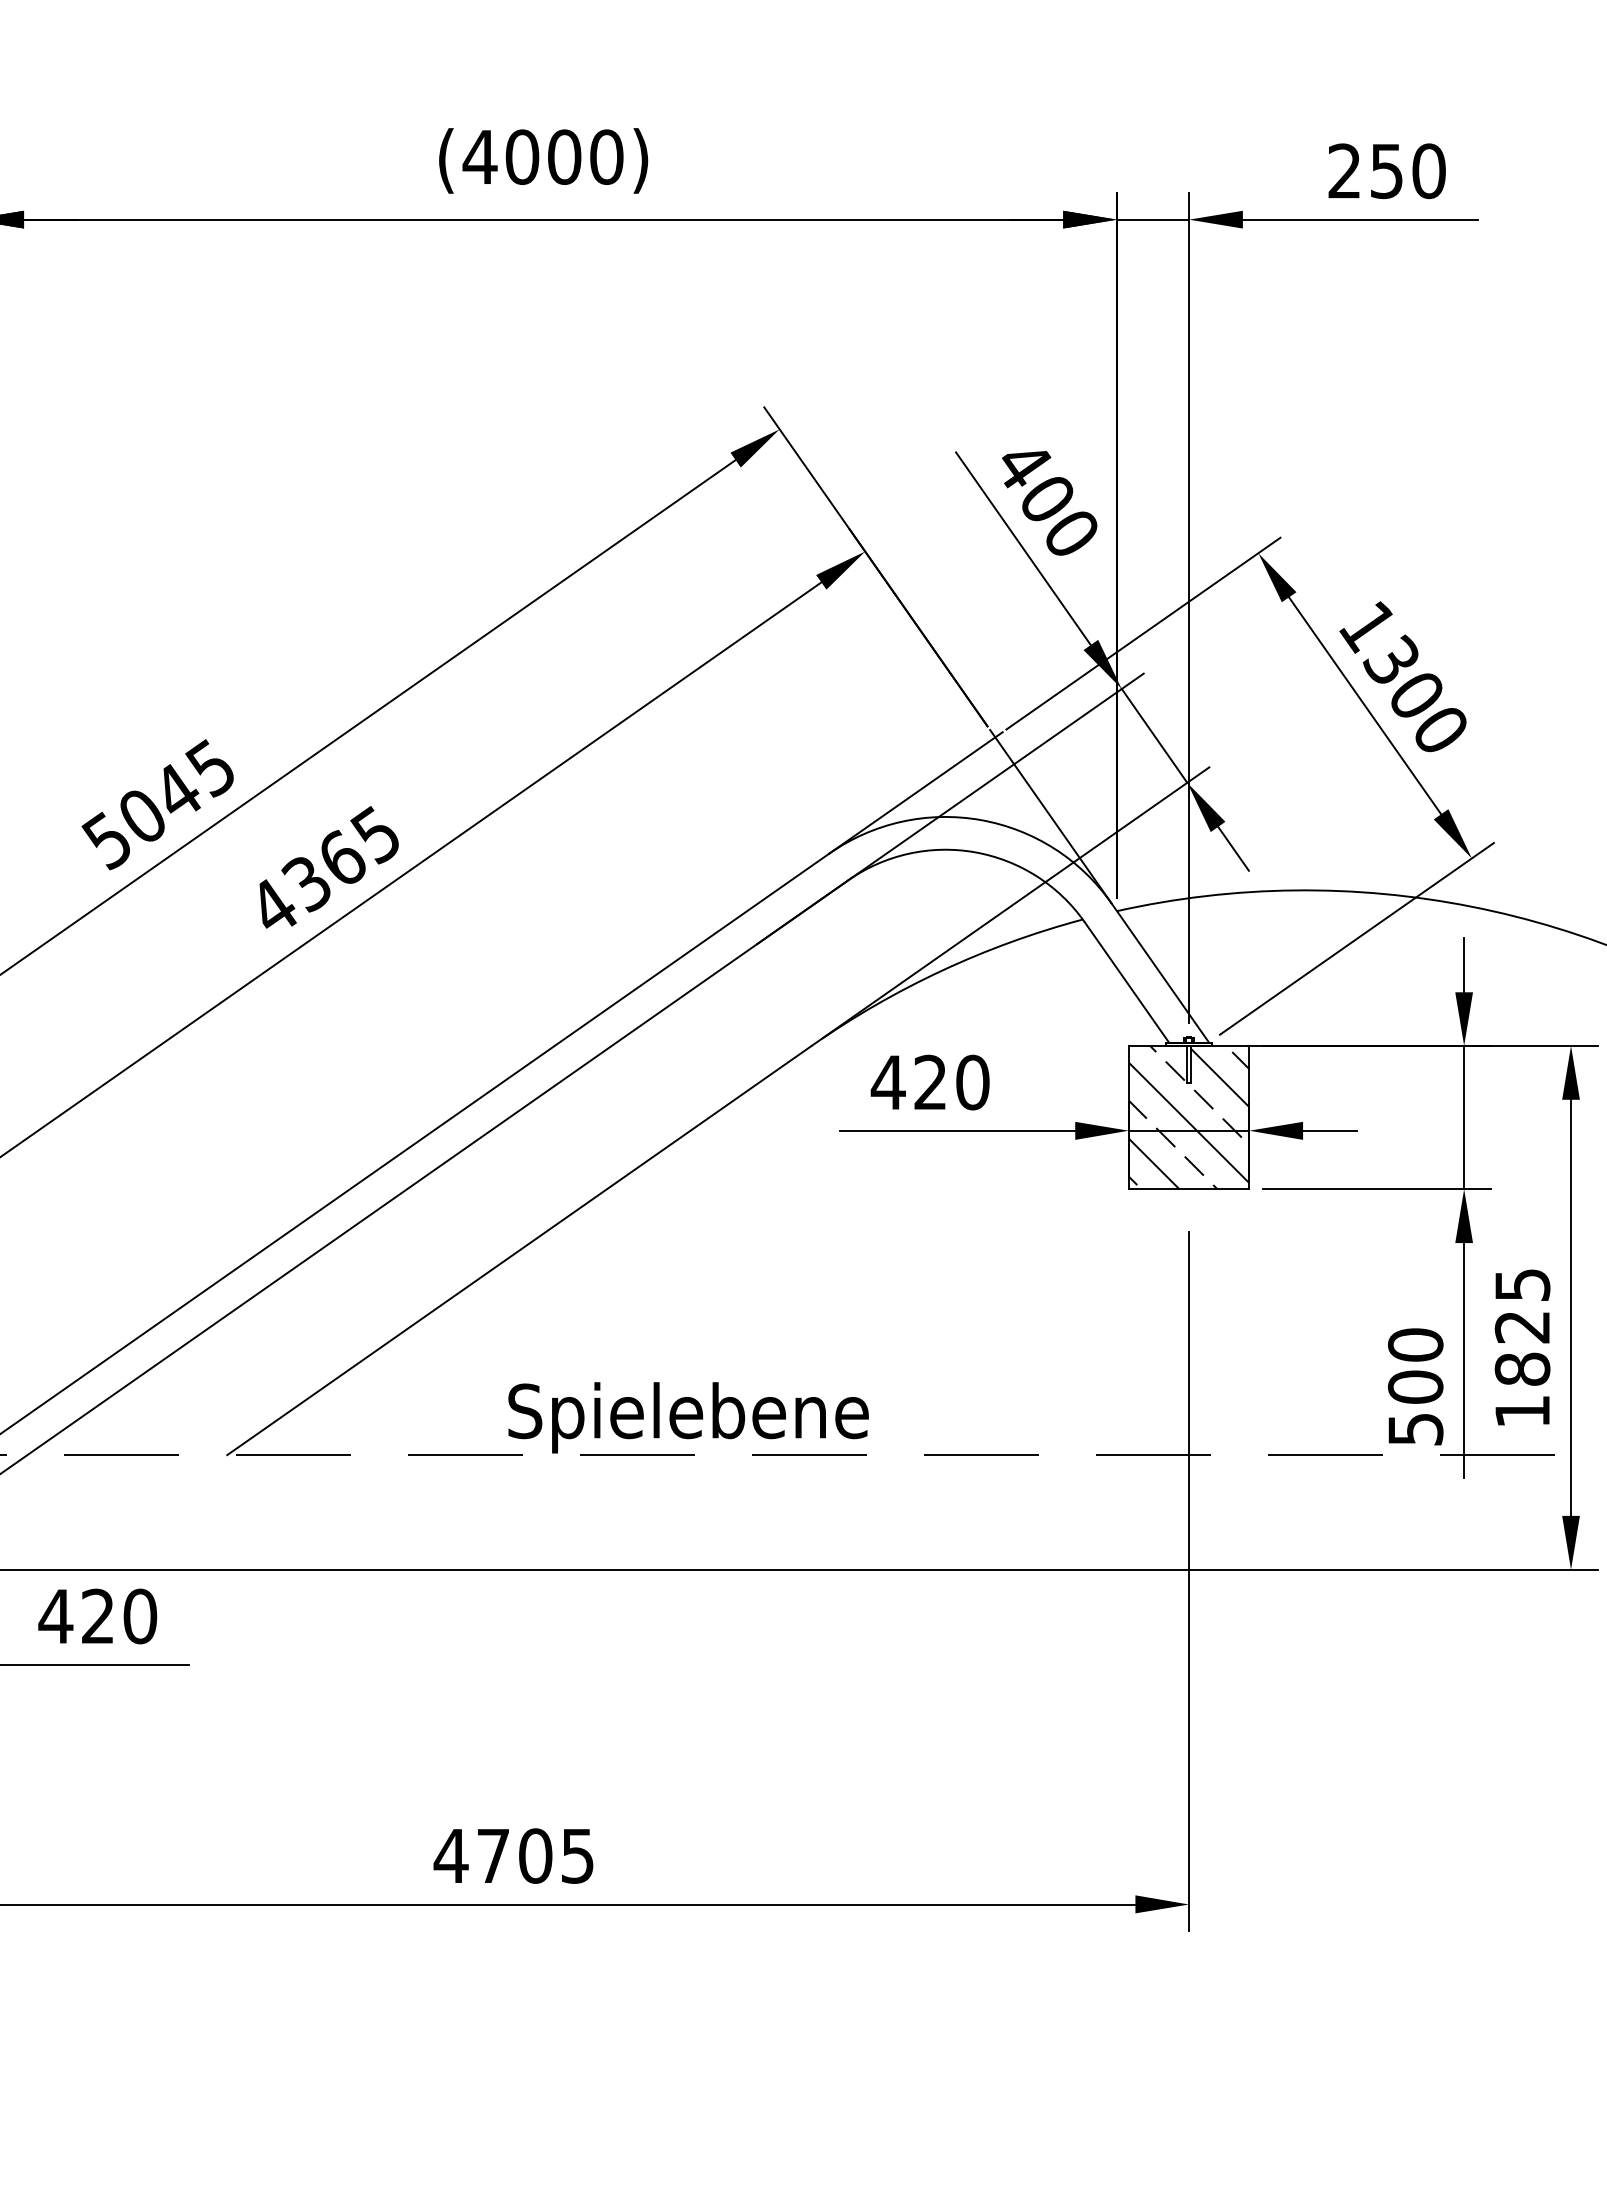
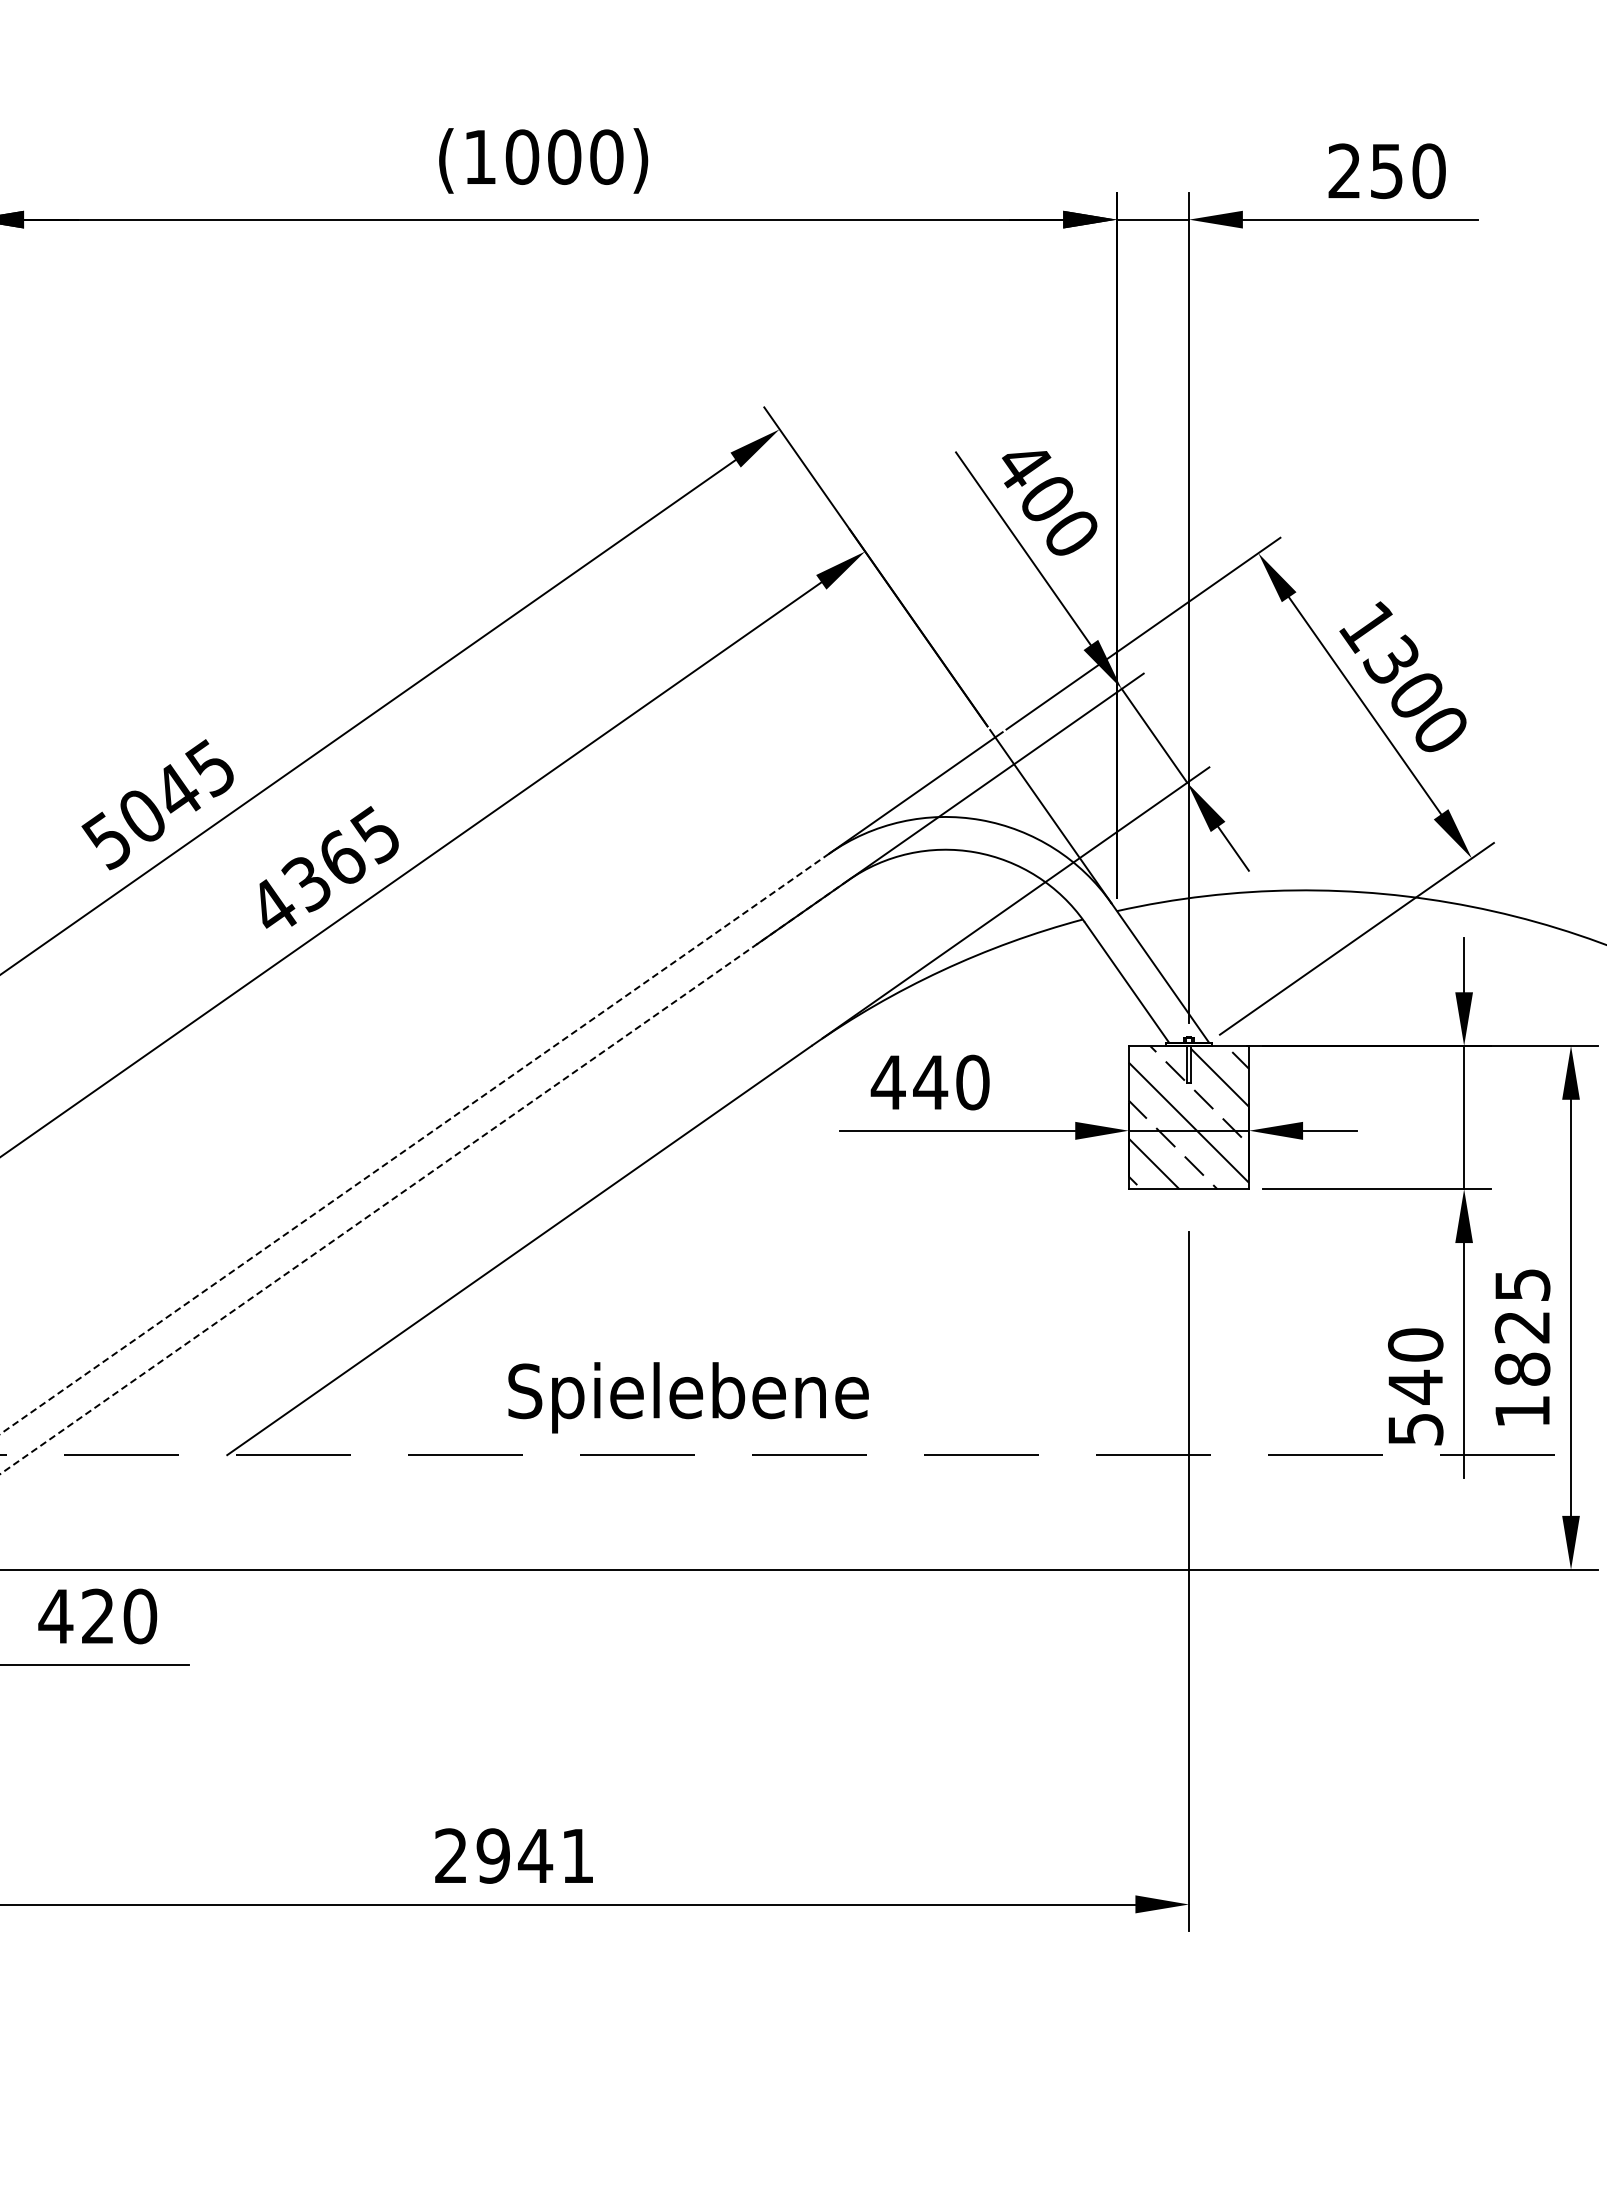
text: 4000 -> 1000 (479, 156)
text: 420 -> 440 (930, 1081)
line: solid -> dashed (414, 1143)
line: solid -> dashed (423, 1177)
text: 500 -> 540 (1415, 1386)
text position: (688, 1417) -> (688, 1397) (688, 1397)
text: 4705 -> 2941 (513, 1855)
